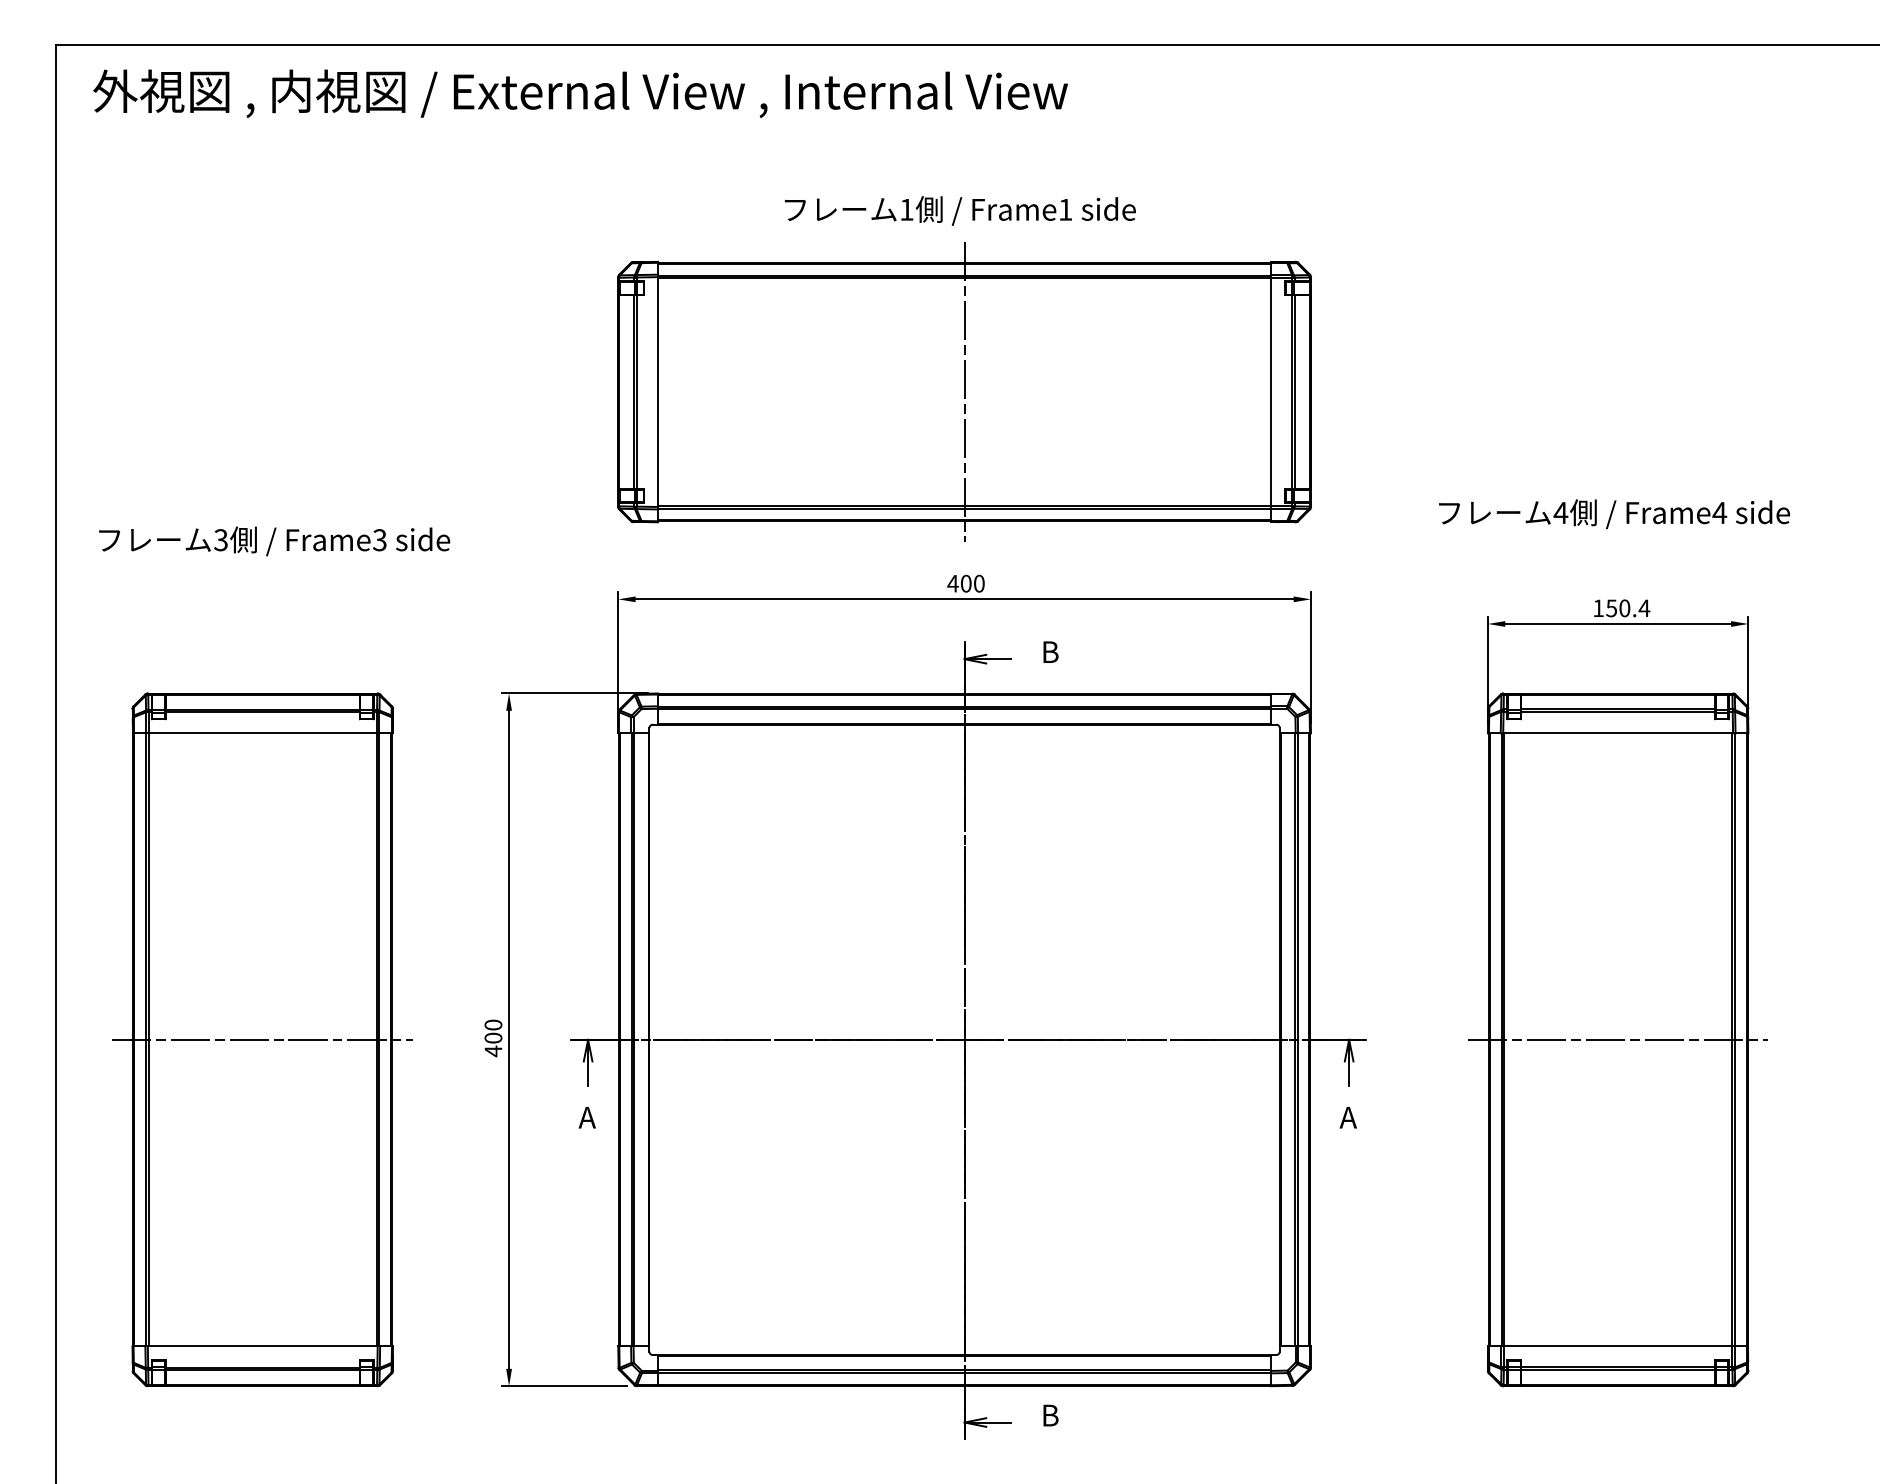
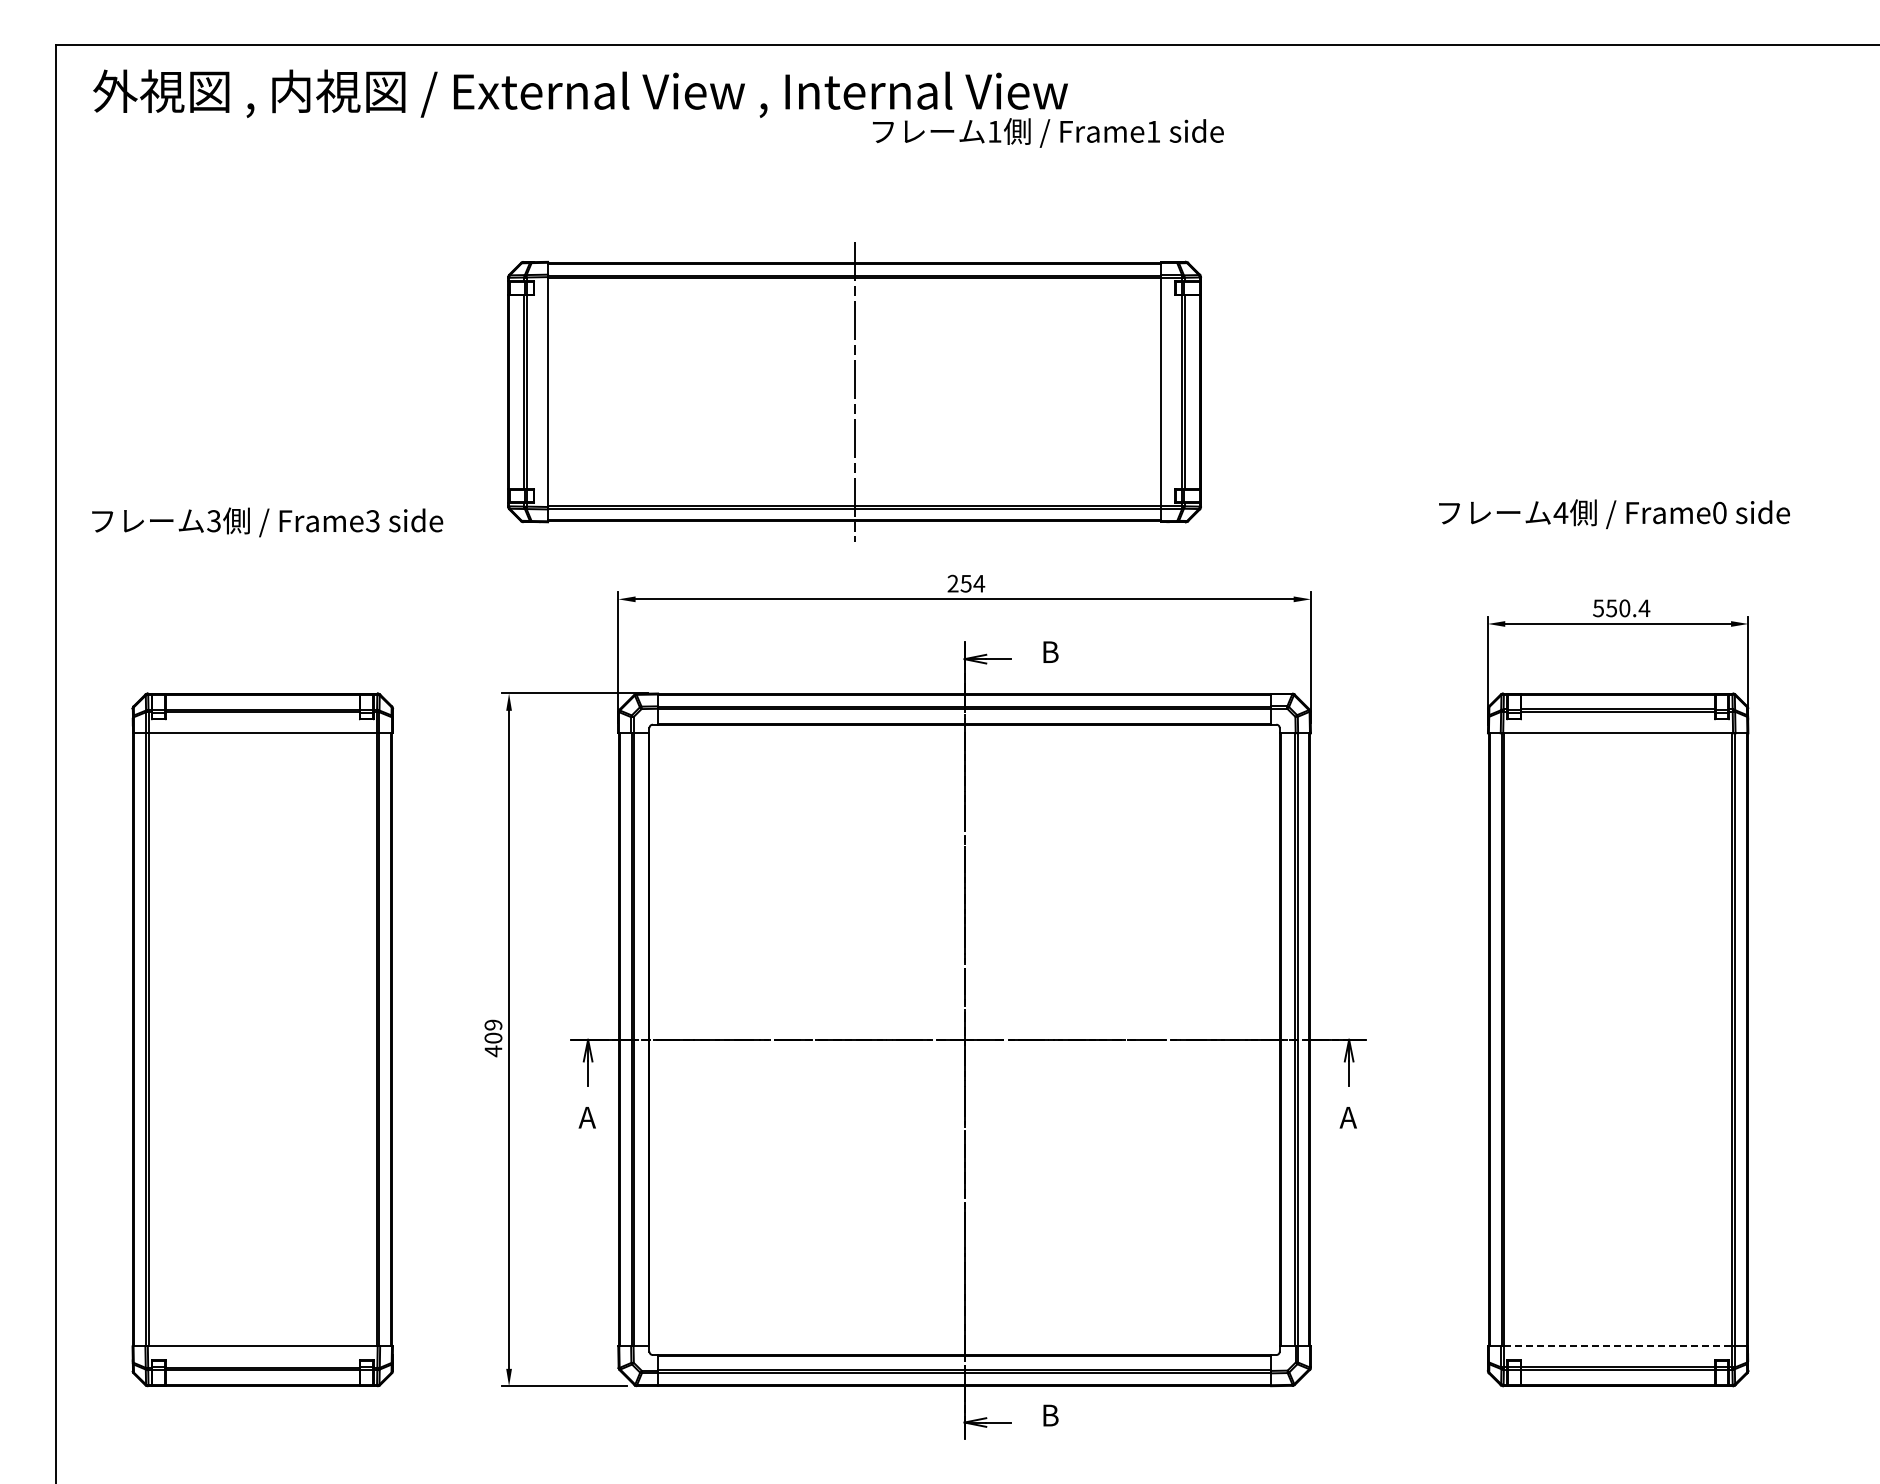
text position: (960, 210) -> (1048, 132) (1048, 132)
part position: (964, 391) -> (854, 391) (854, 391)
text: Frame4 -> Frame0 (1719, 512)
text position: (274, 541) -> (267, 522) (267, 522)
text: 400 -> 254 (966, 583)
text: 150.4 -> 550.4 (1598, 608)
text: 400 -> 409 (493, 1024)
line: present -> none (261, 1039)
line: present -> none (1618, 1039)
line: solid -> dashed (1618, 1346)
